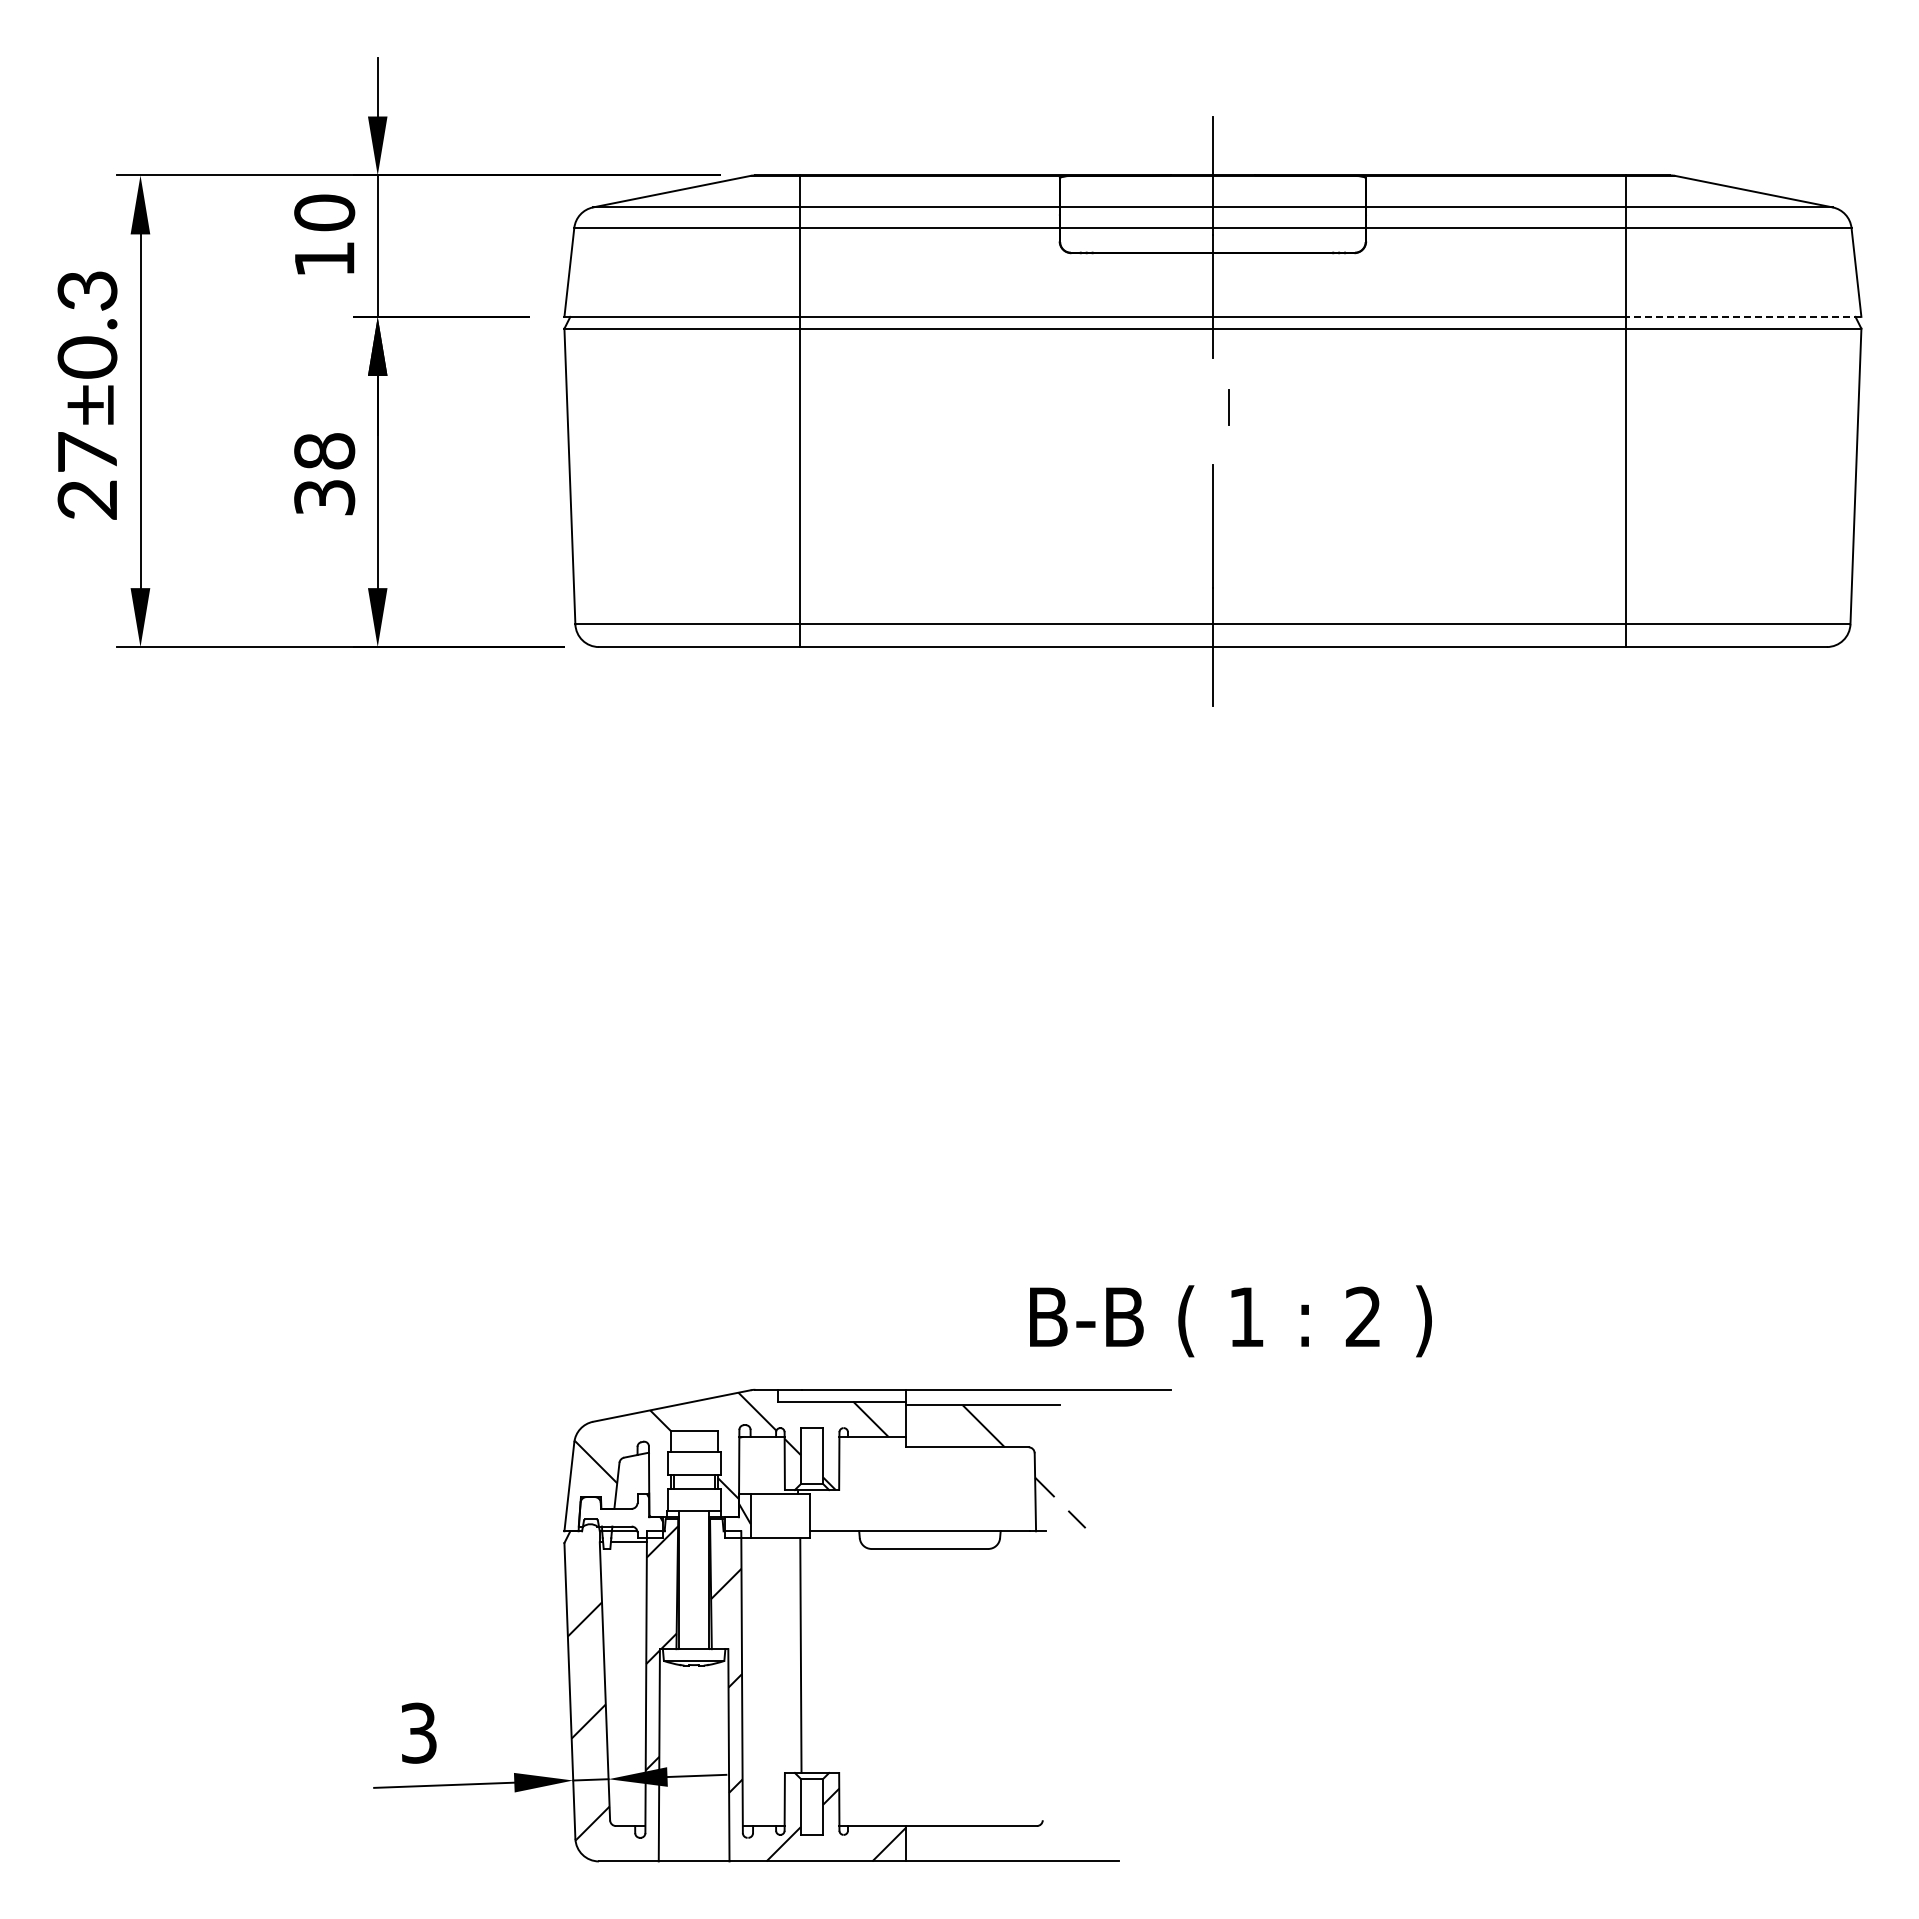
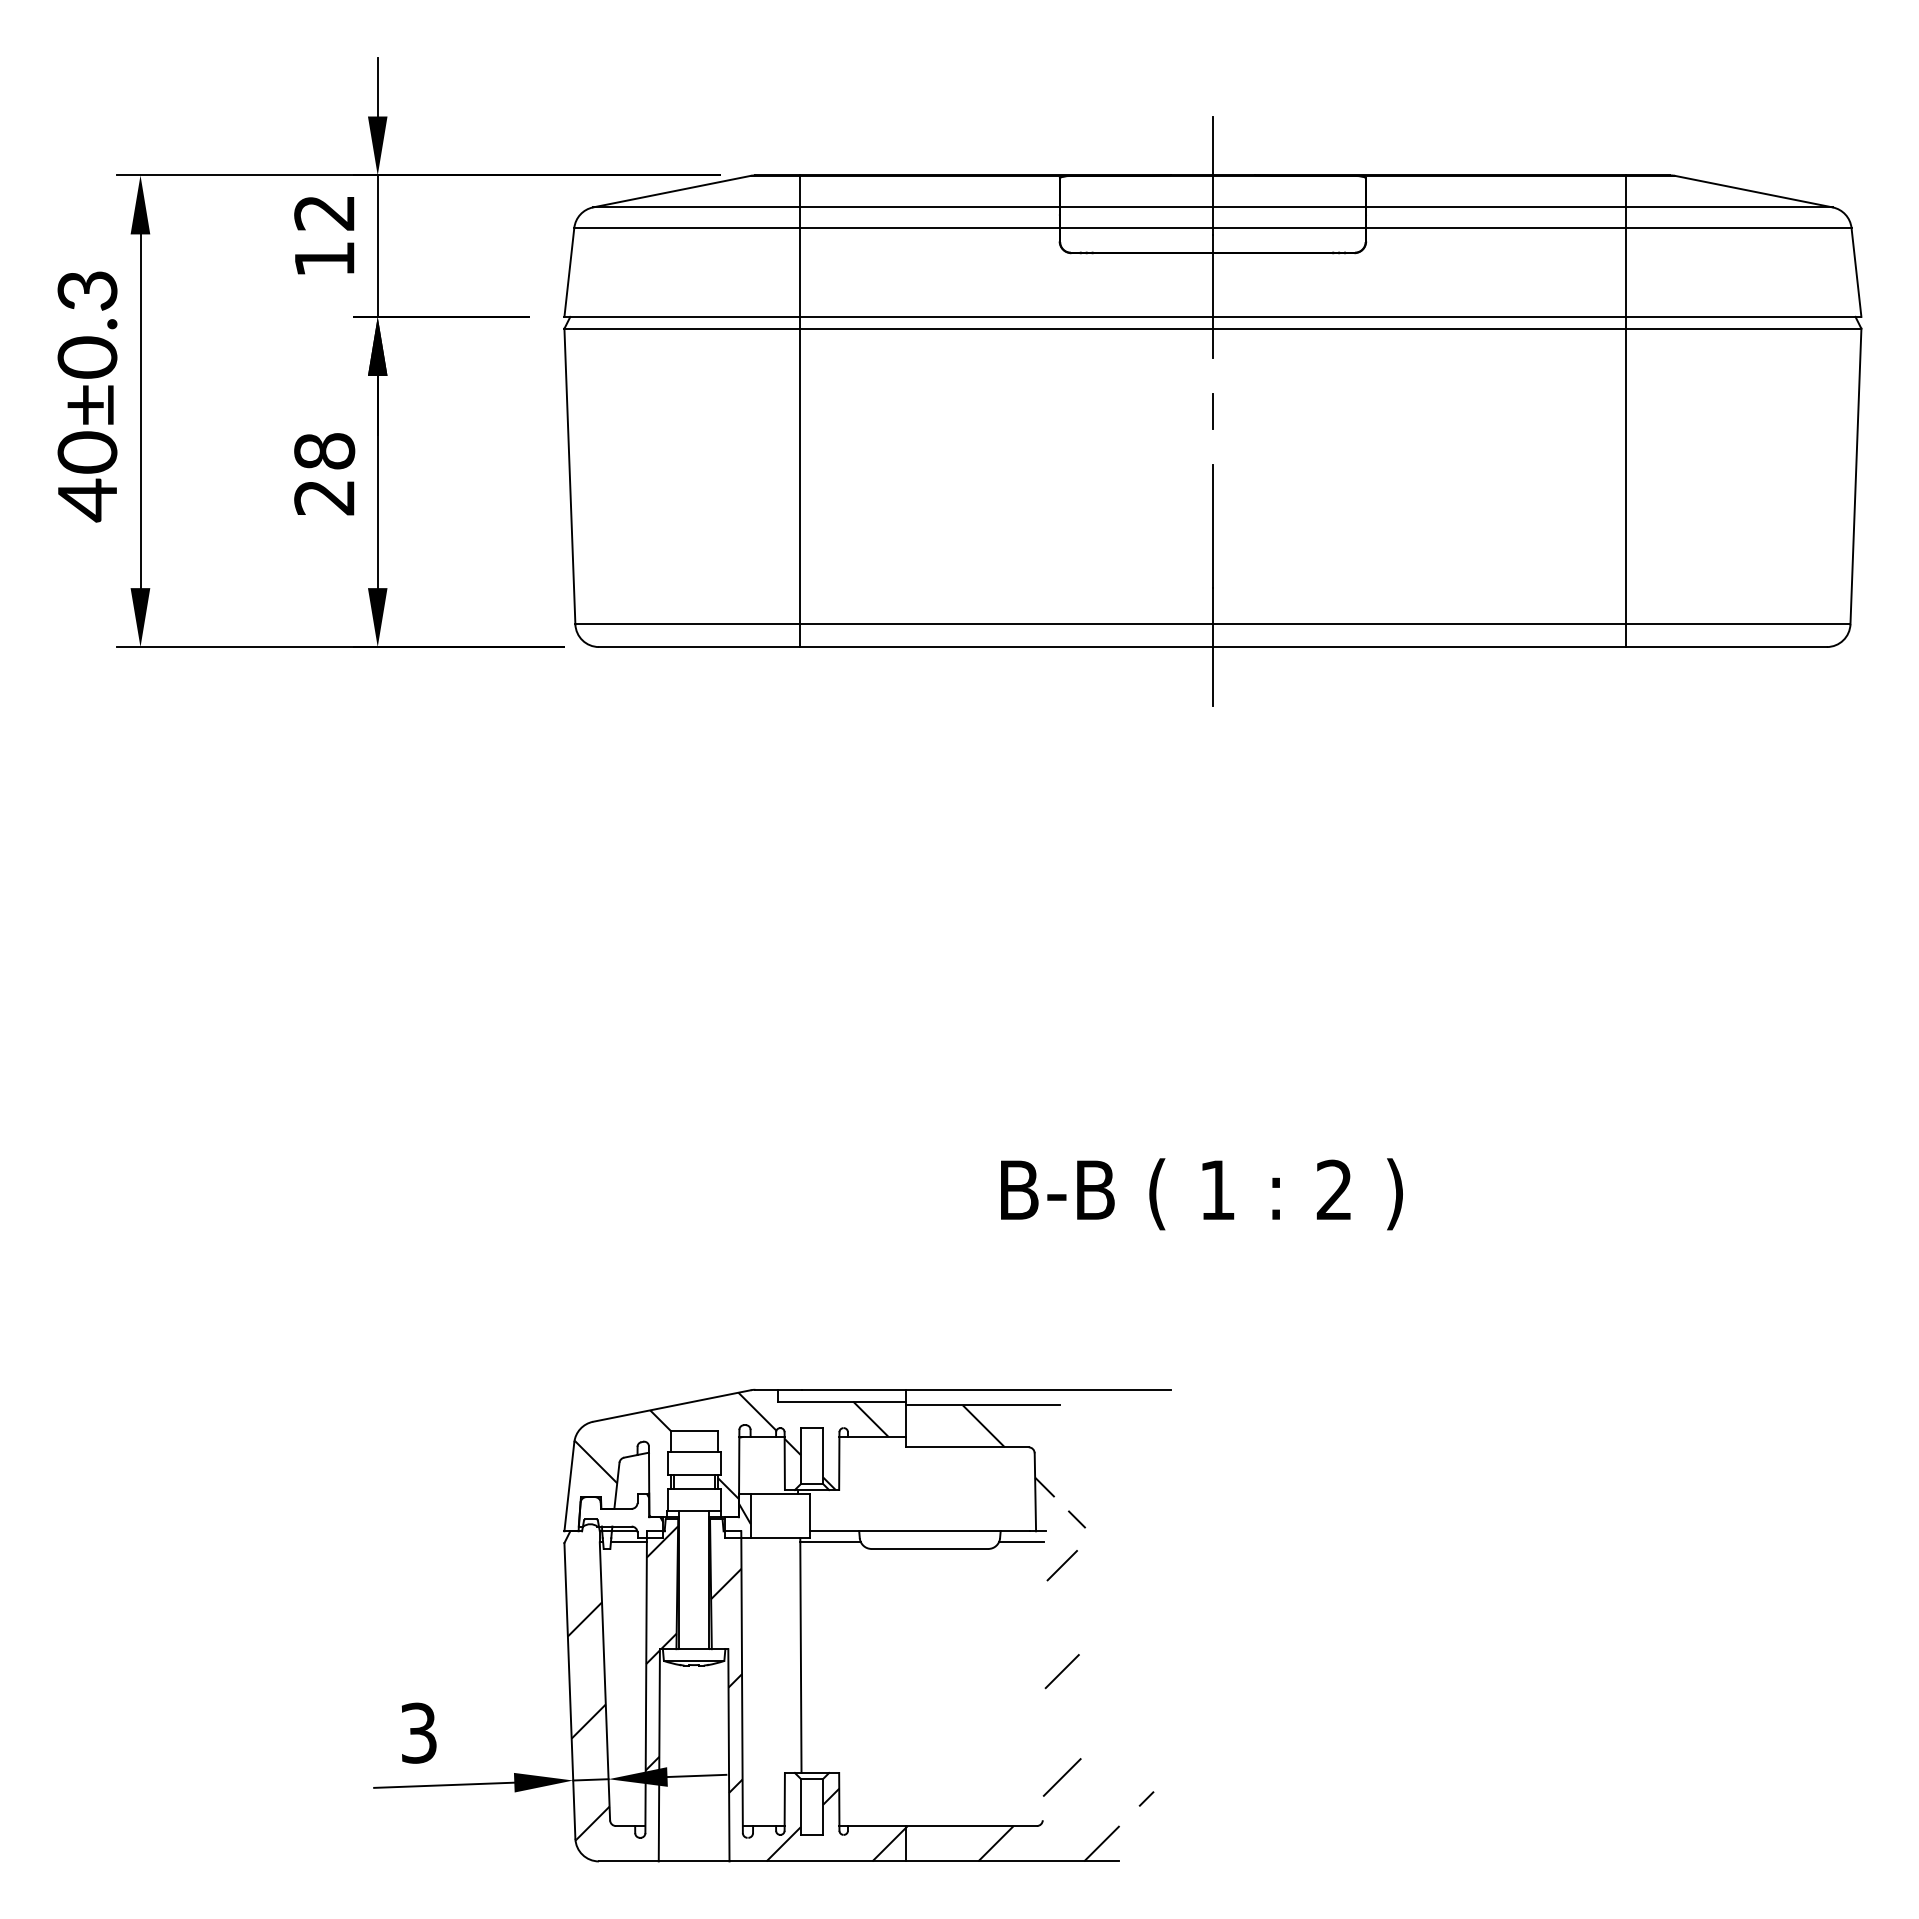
text: 10 -> 12 (324, 212)
line: dashed -> solid (1743, 316)
line position: (1228, 407) -> (1212, 411) (1212, 411)
text: 27±0.3 -> 40±0.3 (87, 476)
text: 38 -> 28 (324, 497)
text position: (1230, 1321) -> (1201, 1194) (1201, 1194)
line: none -> present (830, 1542)
line: none -> present (1021, 1542)
hatch: none -> present (1029, 1705)
